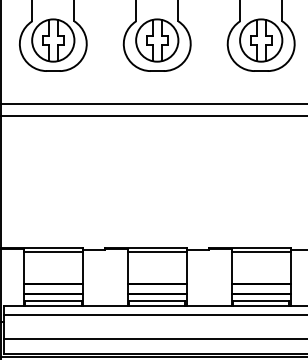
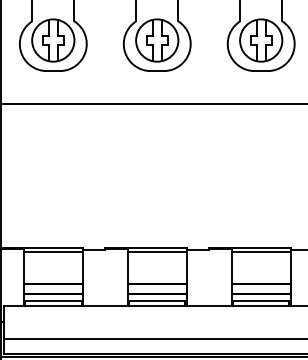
line: present -> none (153, 115)
line: present -> none (153, 315)
